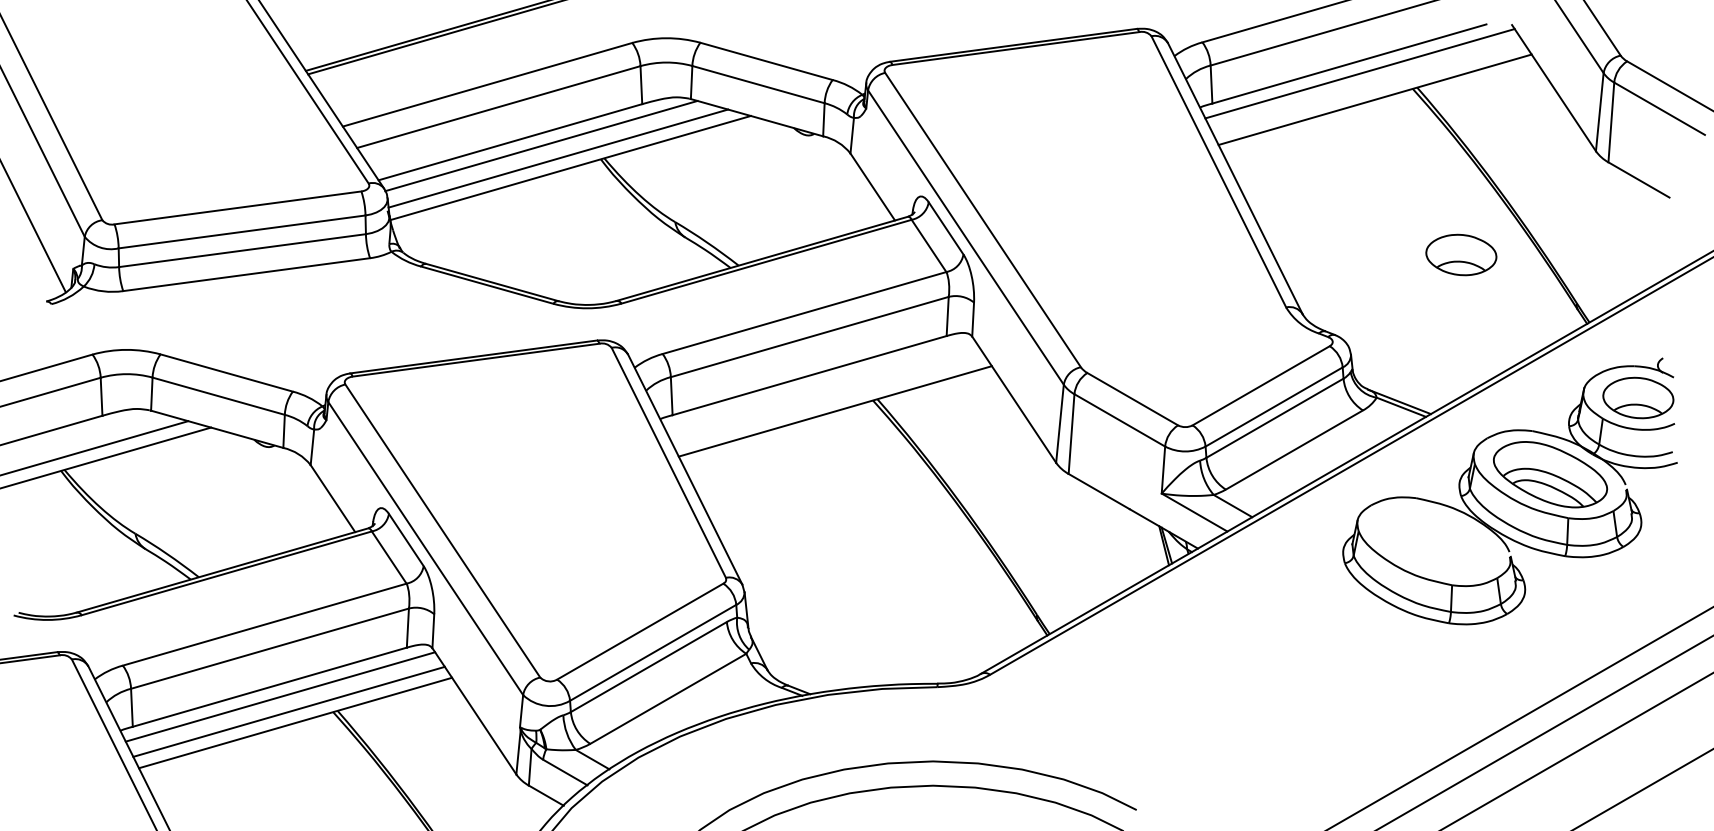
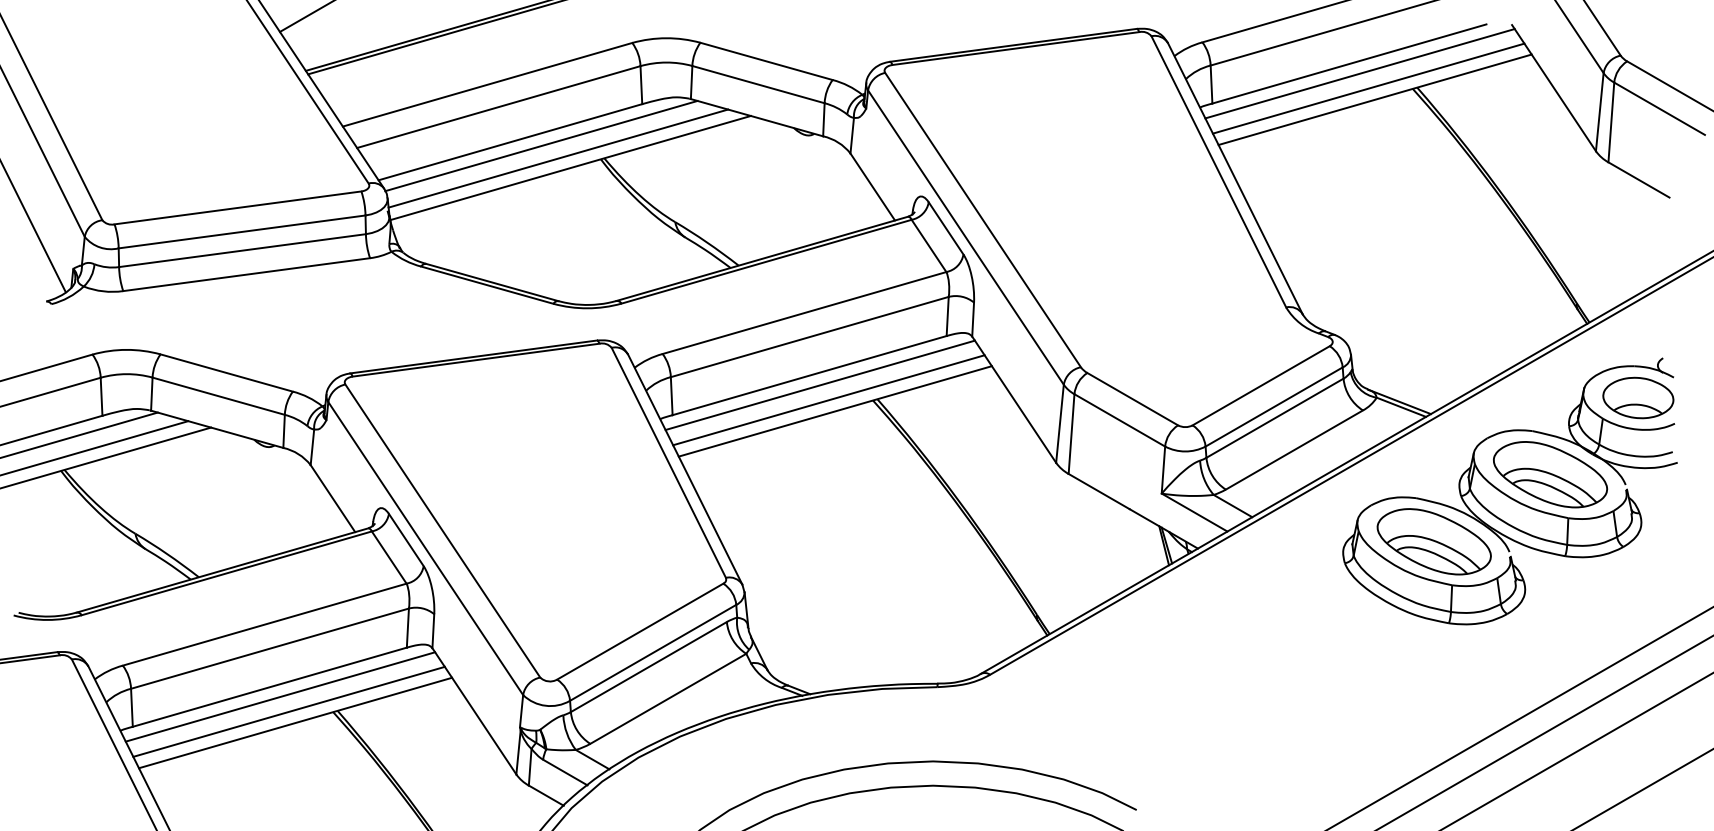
line: none -> present (305, 16)
line: none -> present (1368, 88)
part: present -> none (1461, 254)
line: none -> present (819, 385)
line: none -> present (828, 400)
line: none -> present (79, 434)
part: none -> present (1433, 541)
